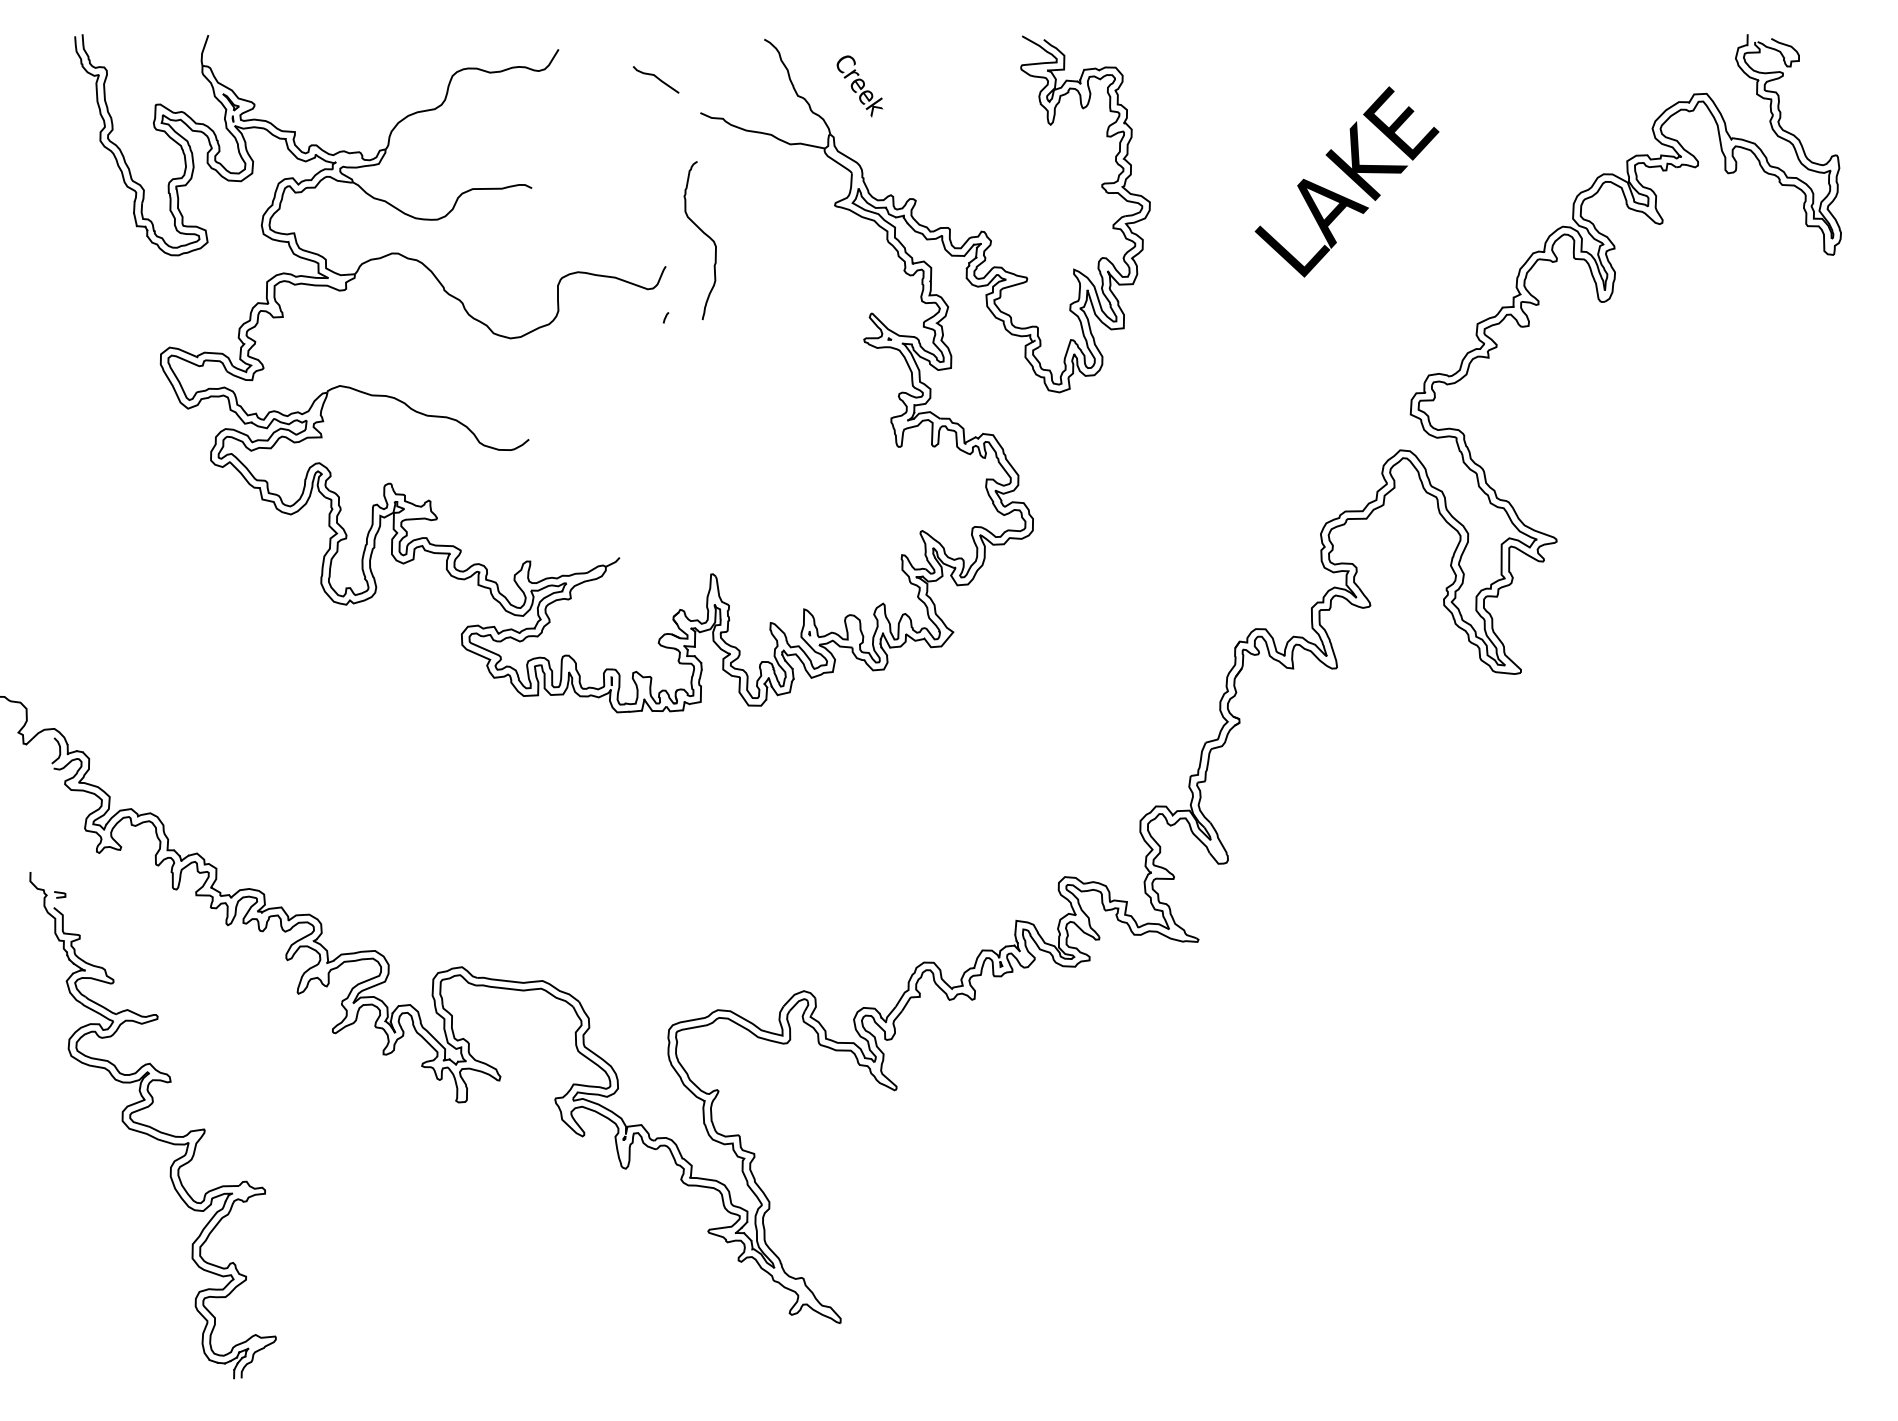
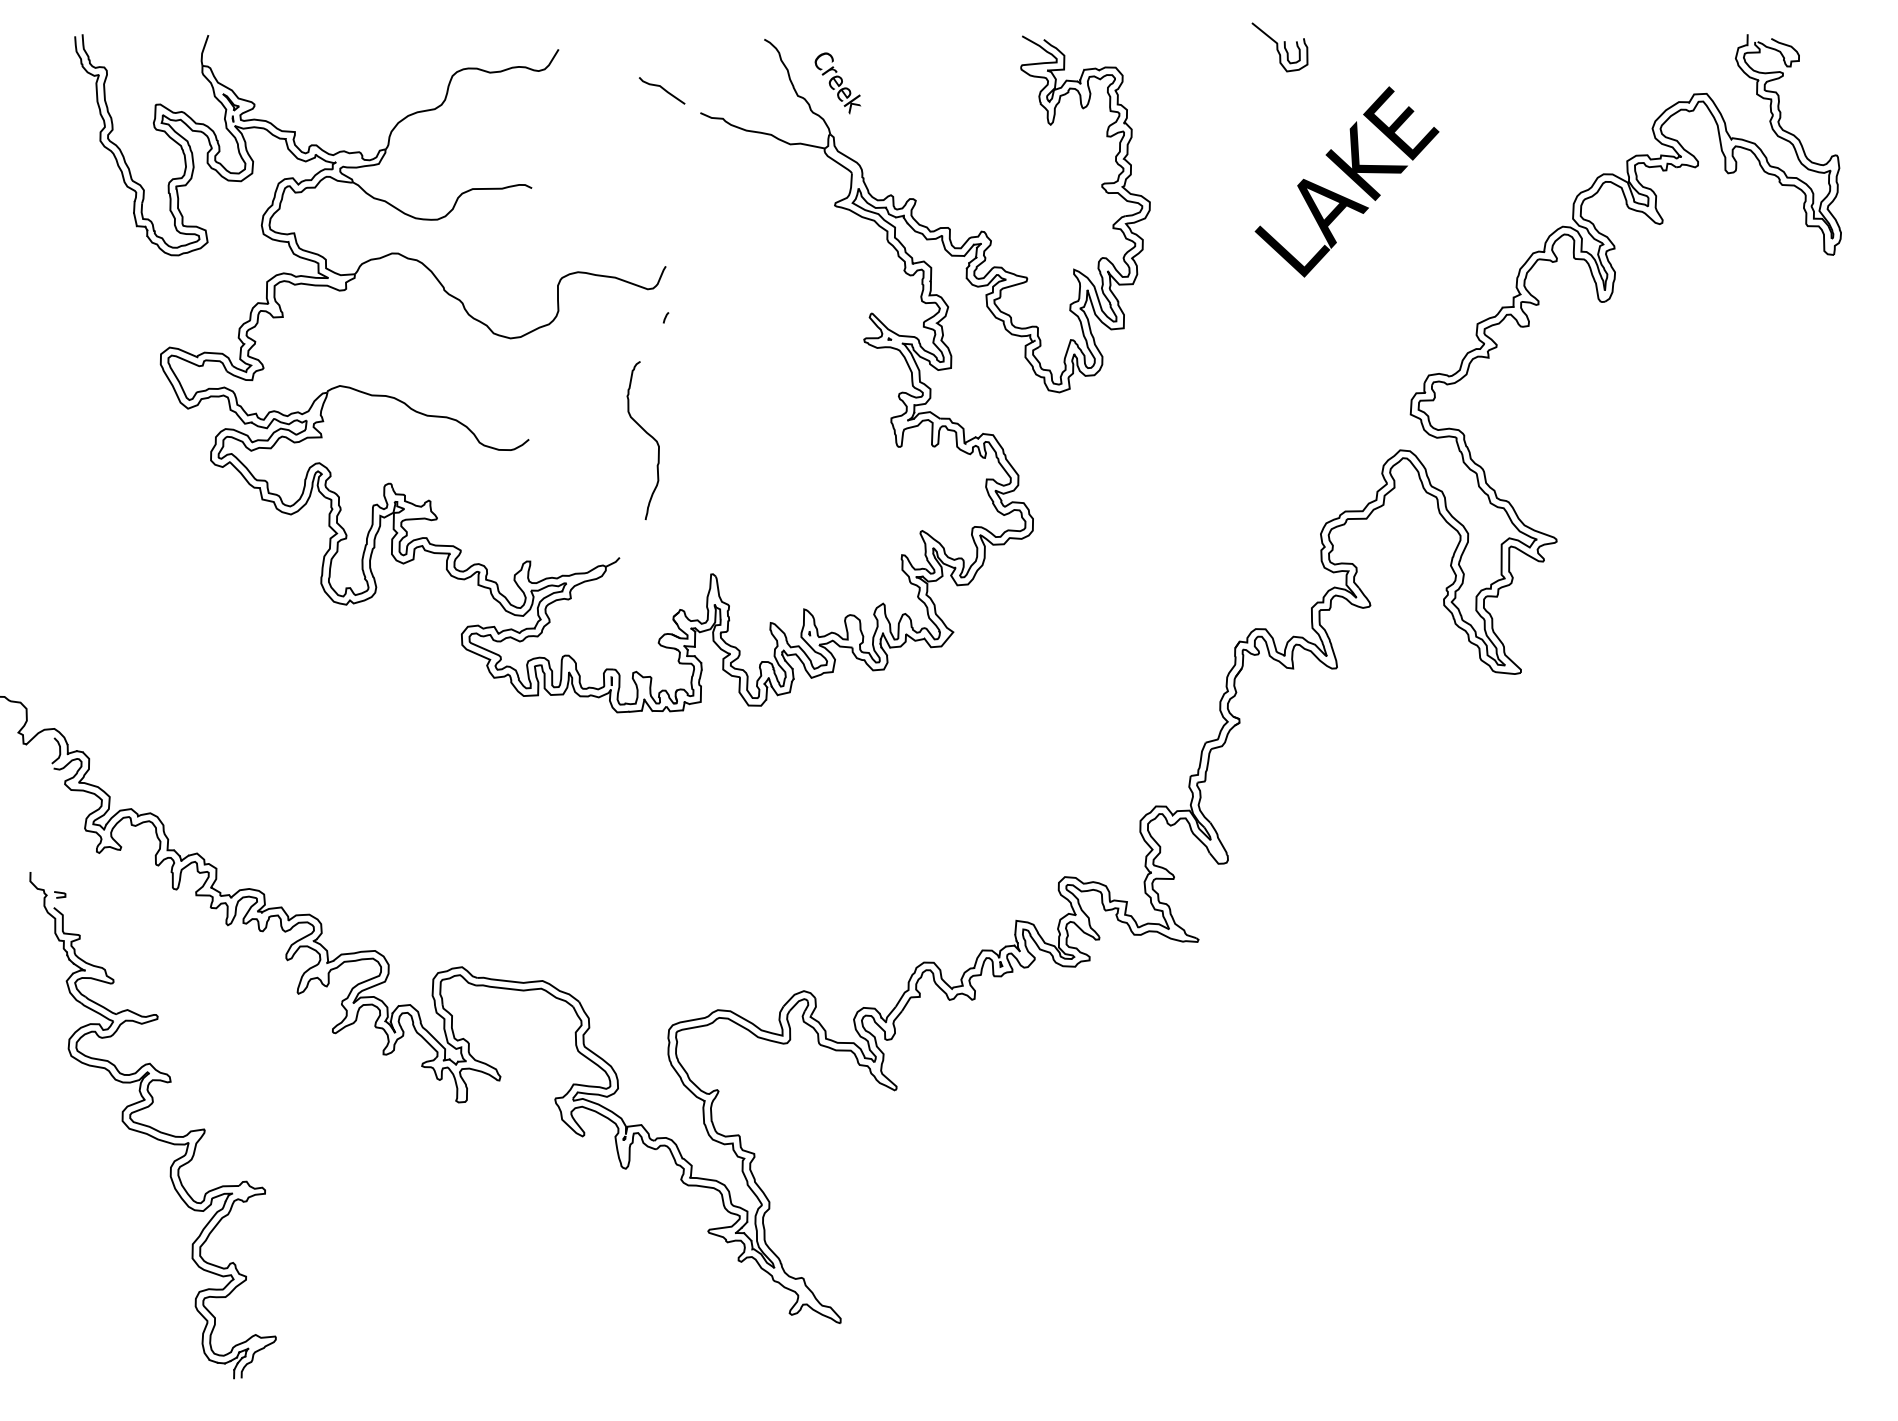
part: none -> present (1279, 47)
curve position: (656, 78) -> (662, 89) (662, 89)
text position: (859, 86) -> (837, 83) (837, 83)
curve position: (704, 234) -> (647, 434) (647, 434)
